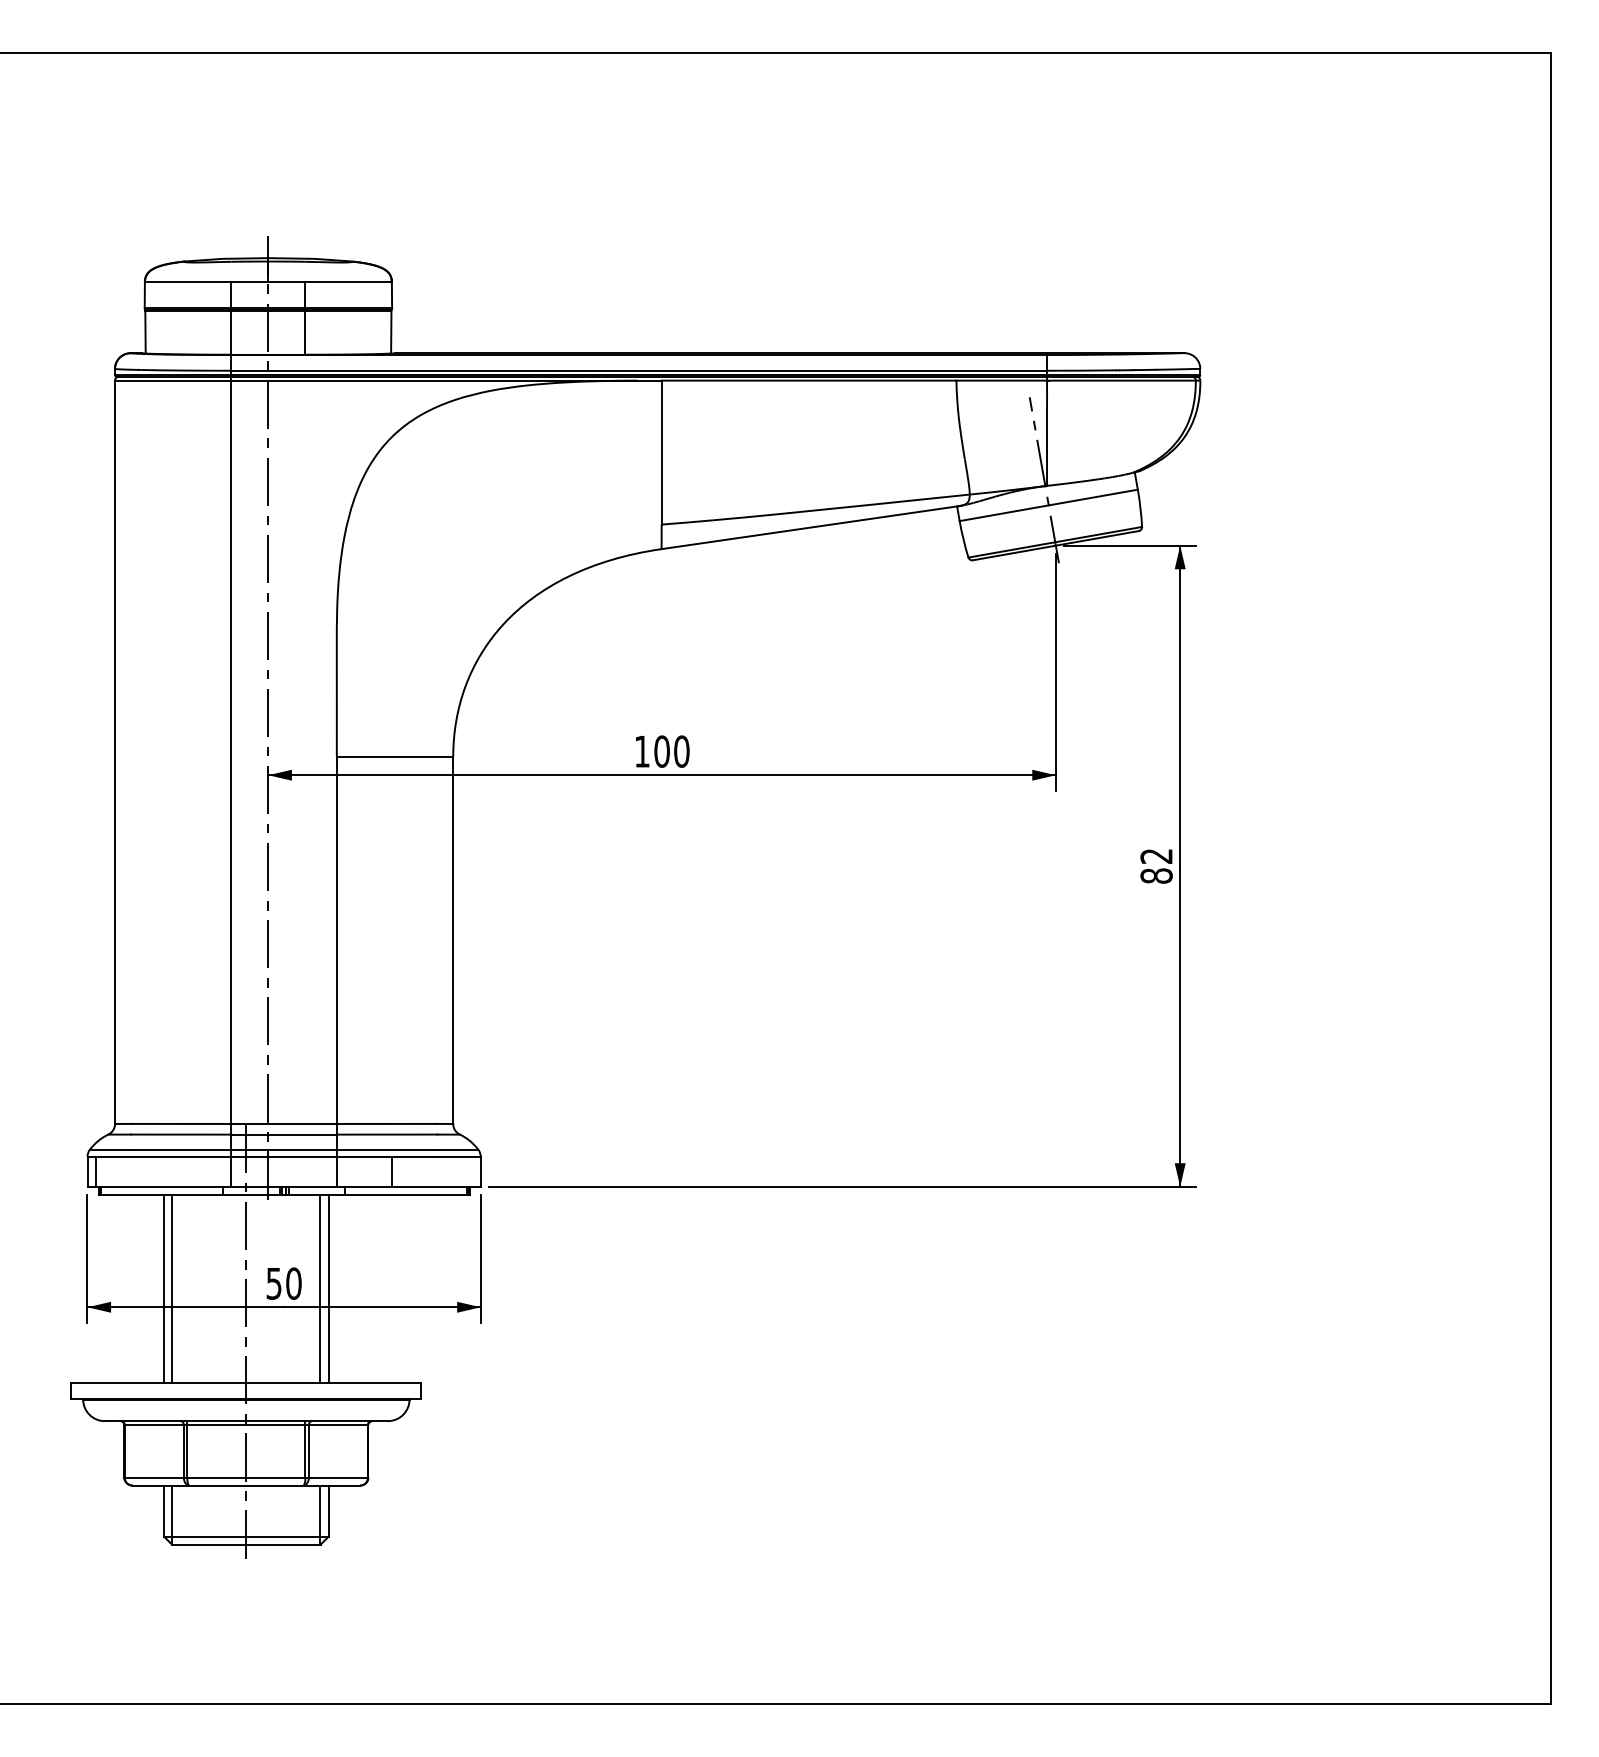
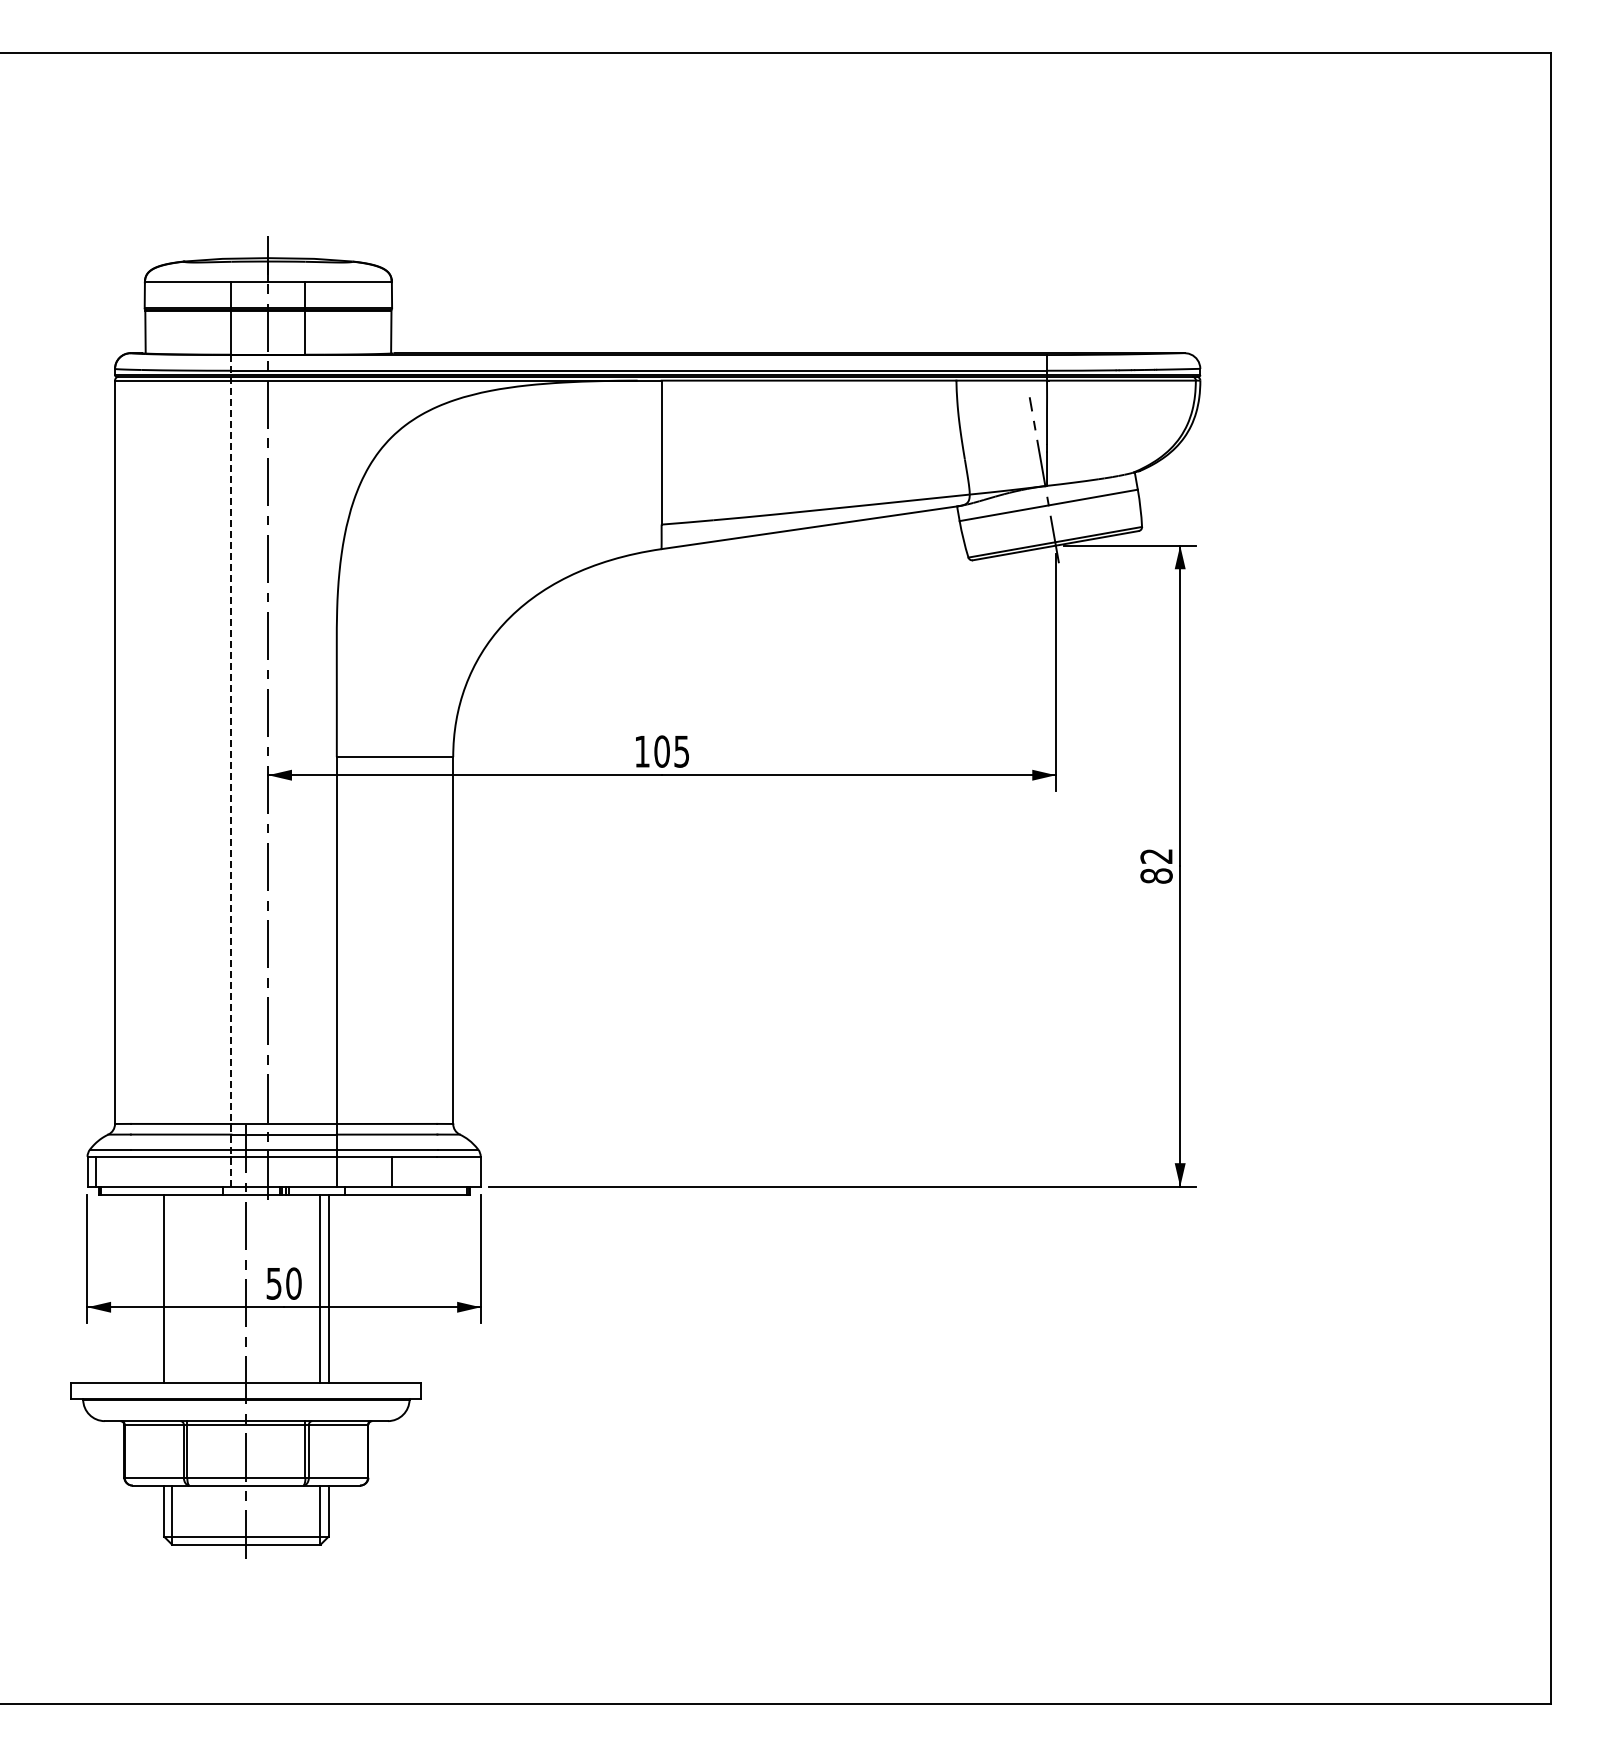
text: 100 -> 105 (681, 751)
line: solid -> dashed (231, 770)
line: present -> none (172, 1288)
